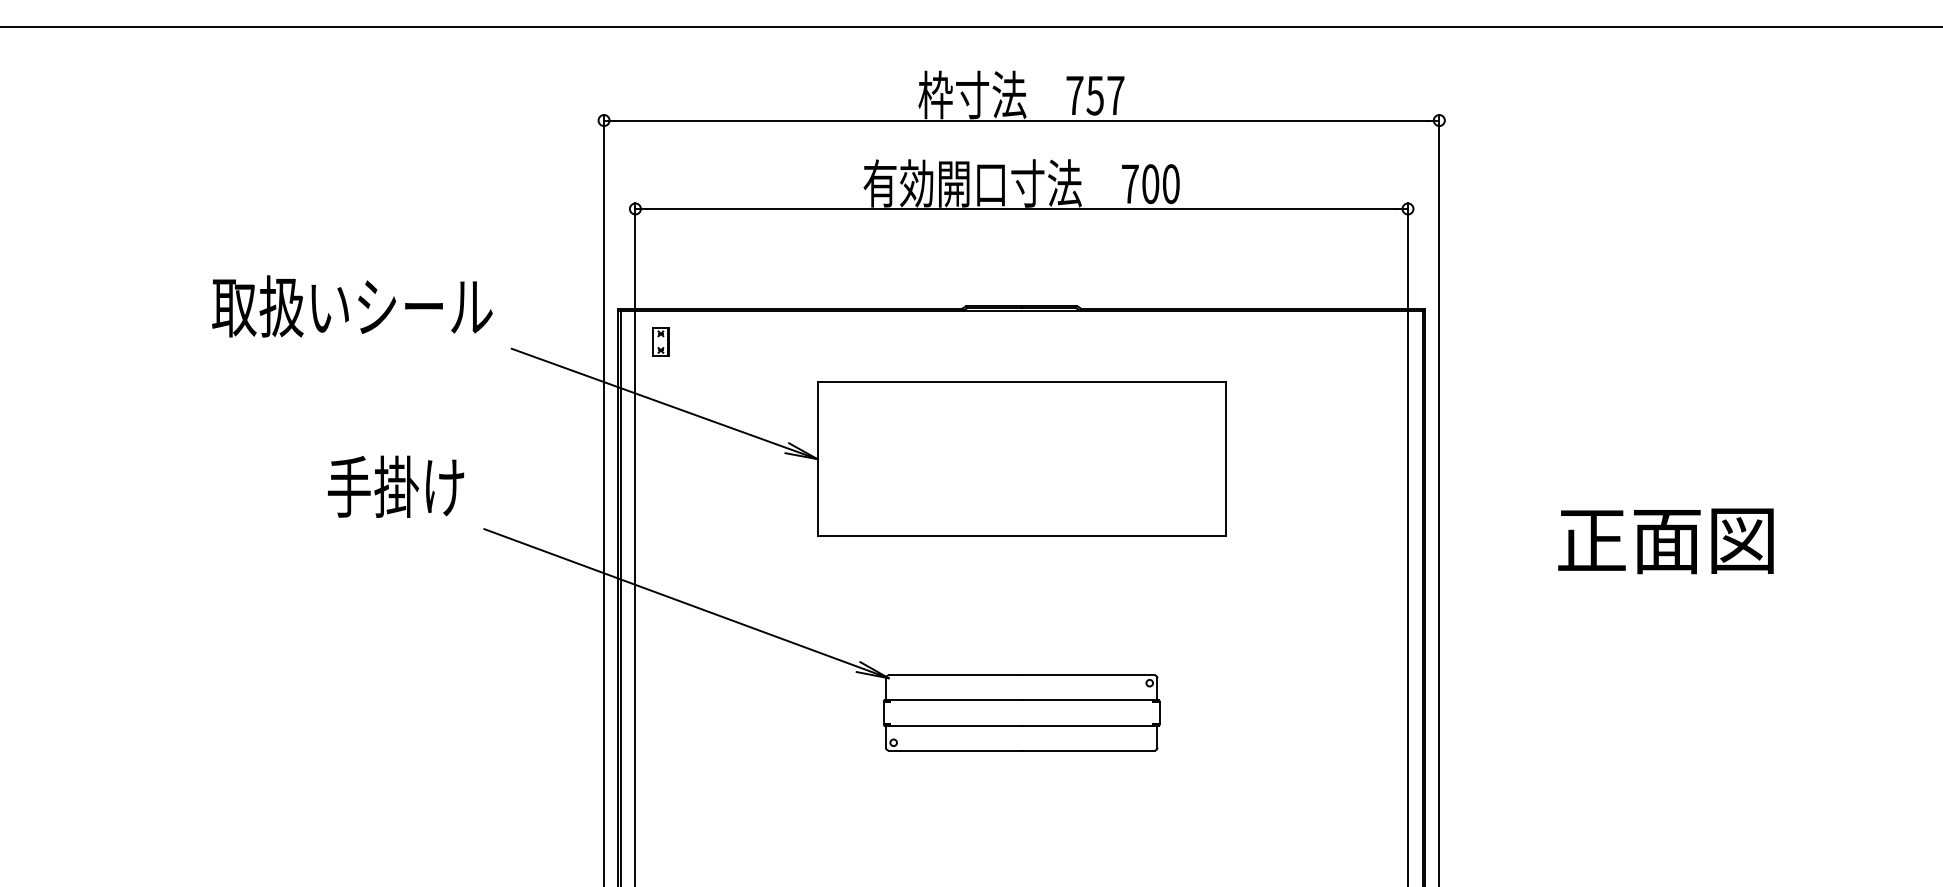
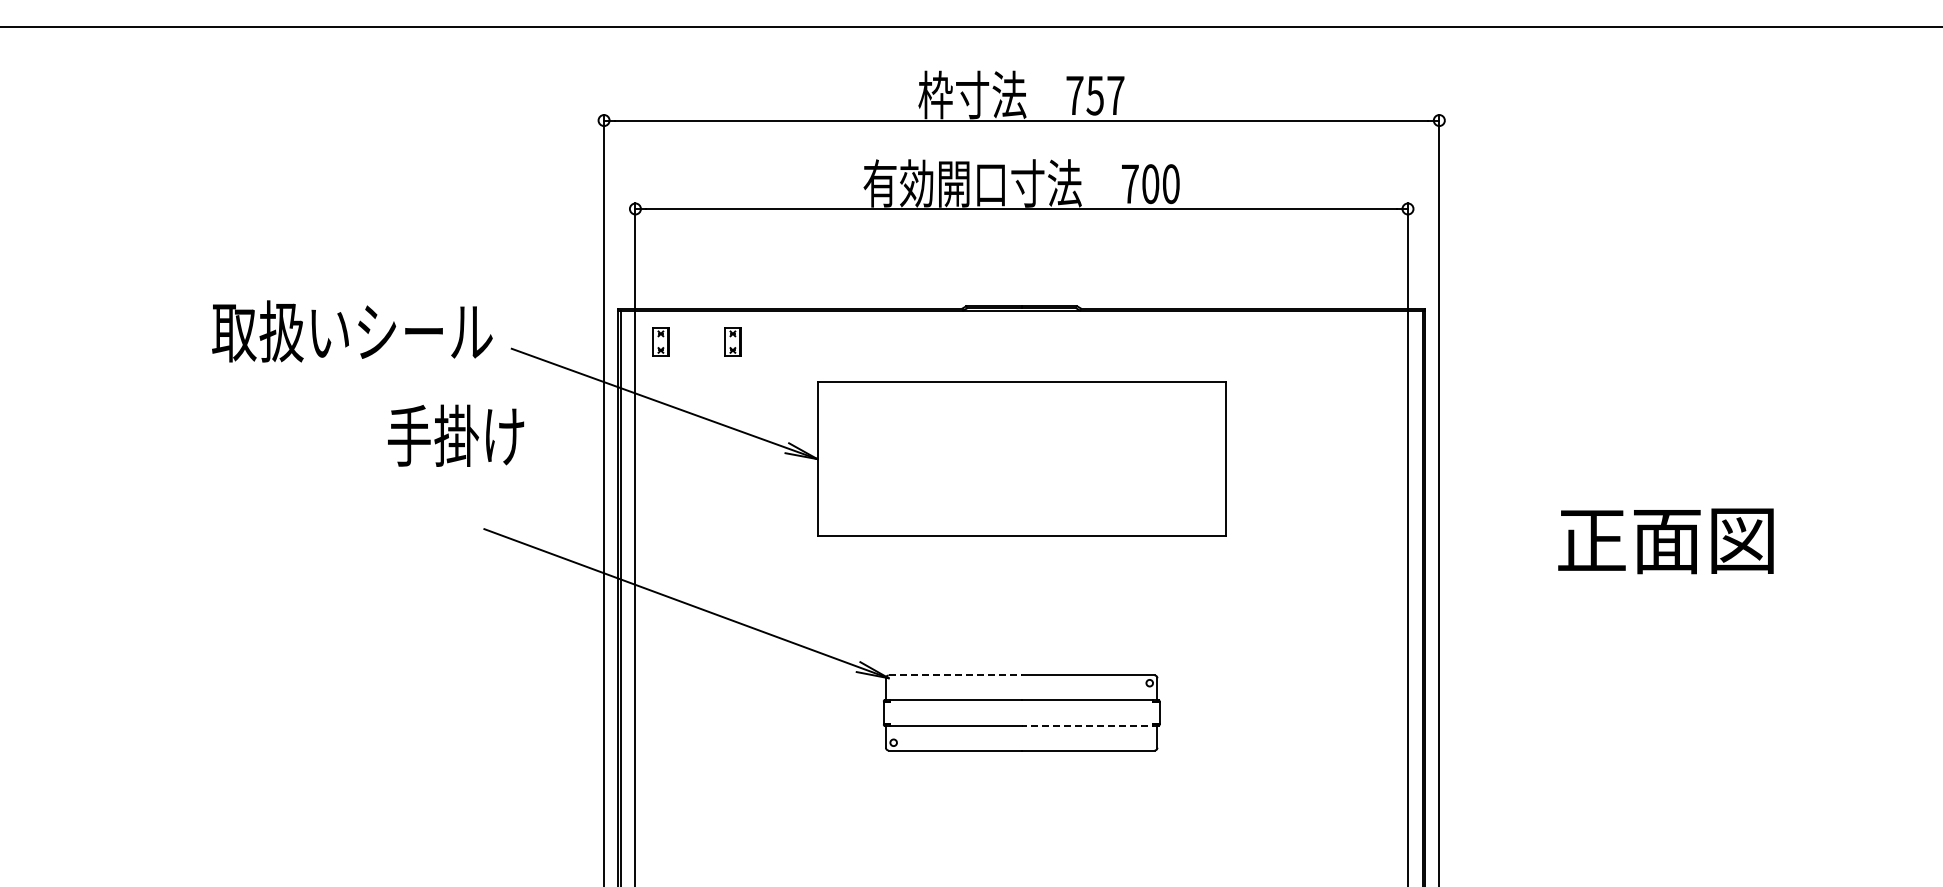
text position: (352, 306) -> (352, 331) (352, 331)
part: none -> present (732, 341)
text position: (396, 486) -> (456, 435) (456, 435)
line: solid -> dashed (955, 675)
line: solid -> dashed (1090, 726)
